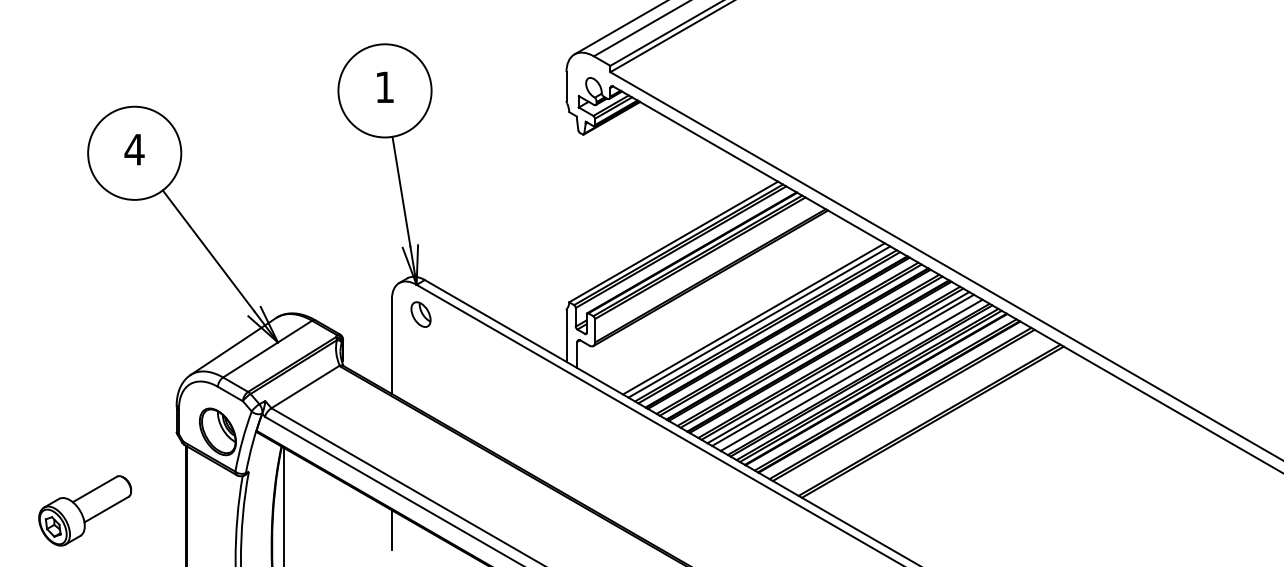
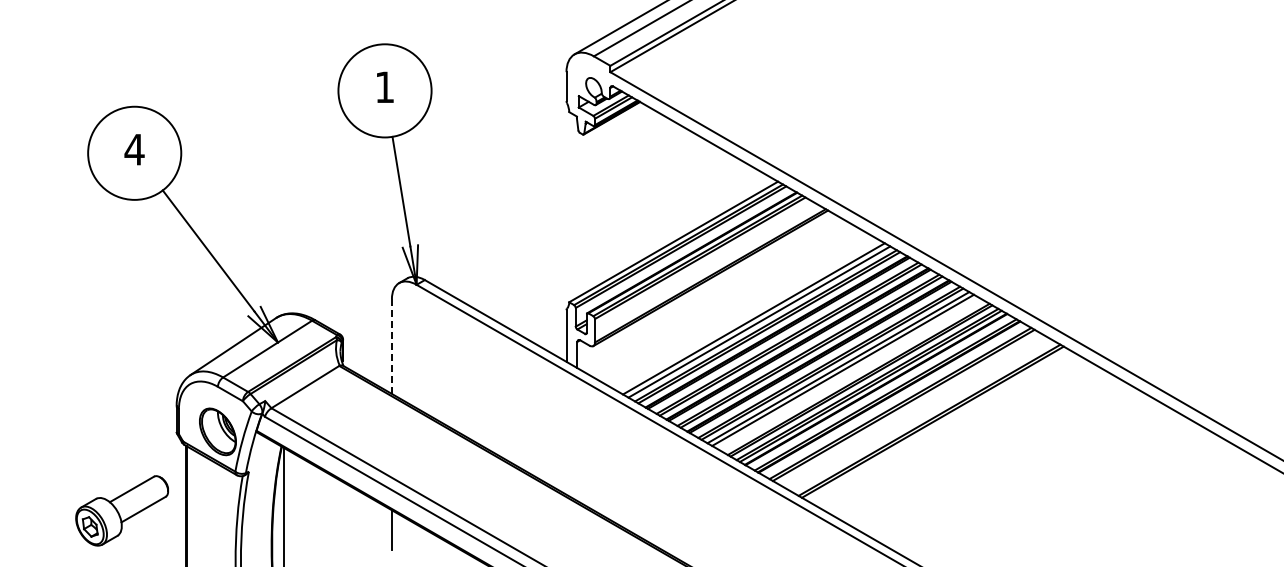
part: present -> none (420, 314)
line: solid -> dashed (391, 347)
line: present -> none (851, 374)
part position: (84, 510) -> (121, 510) (121, 510)
